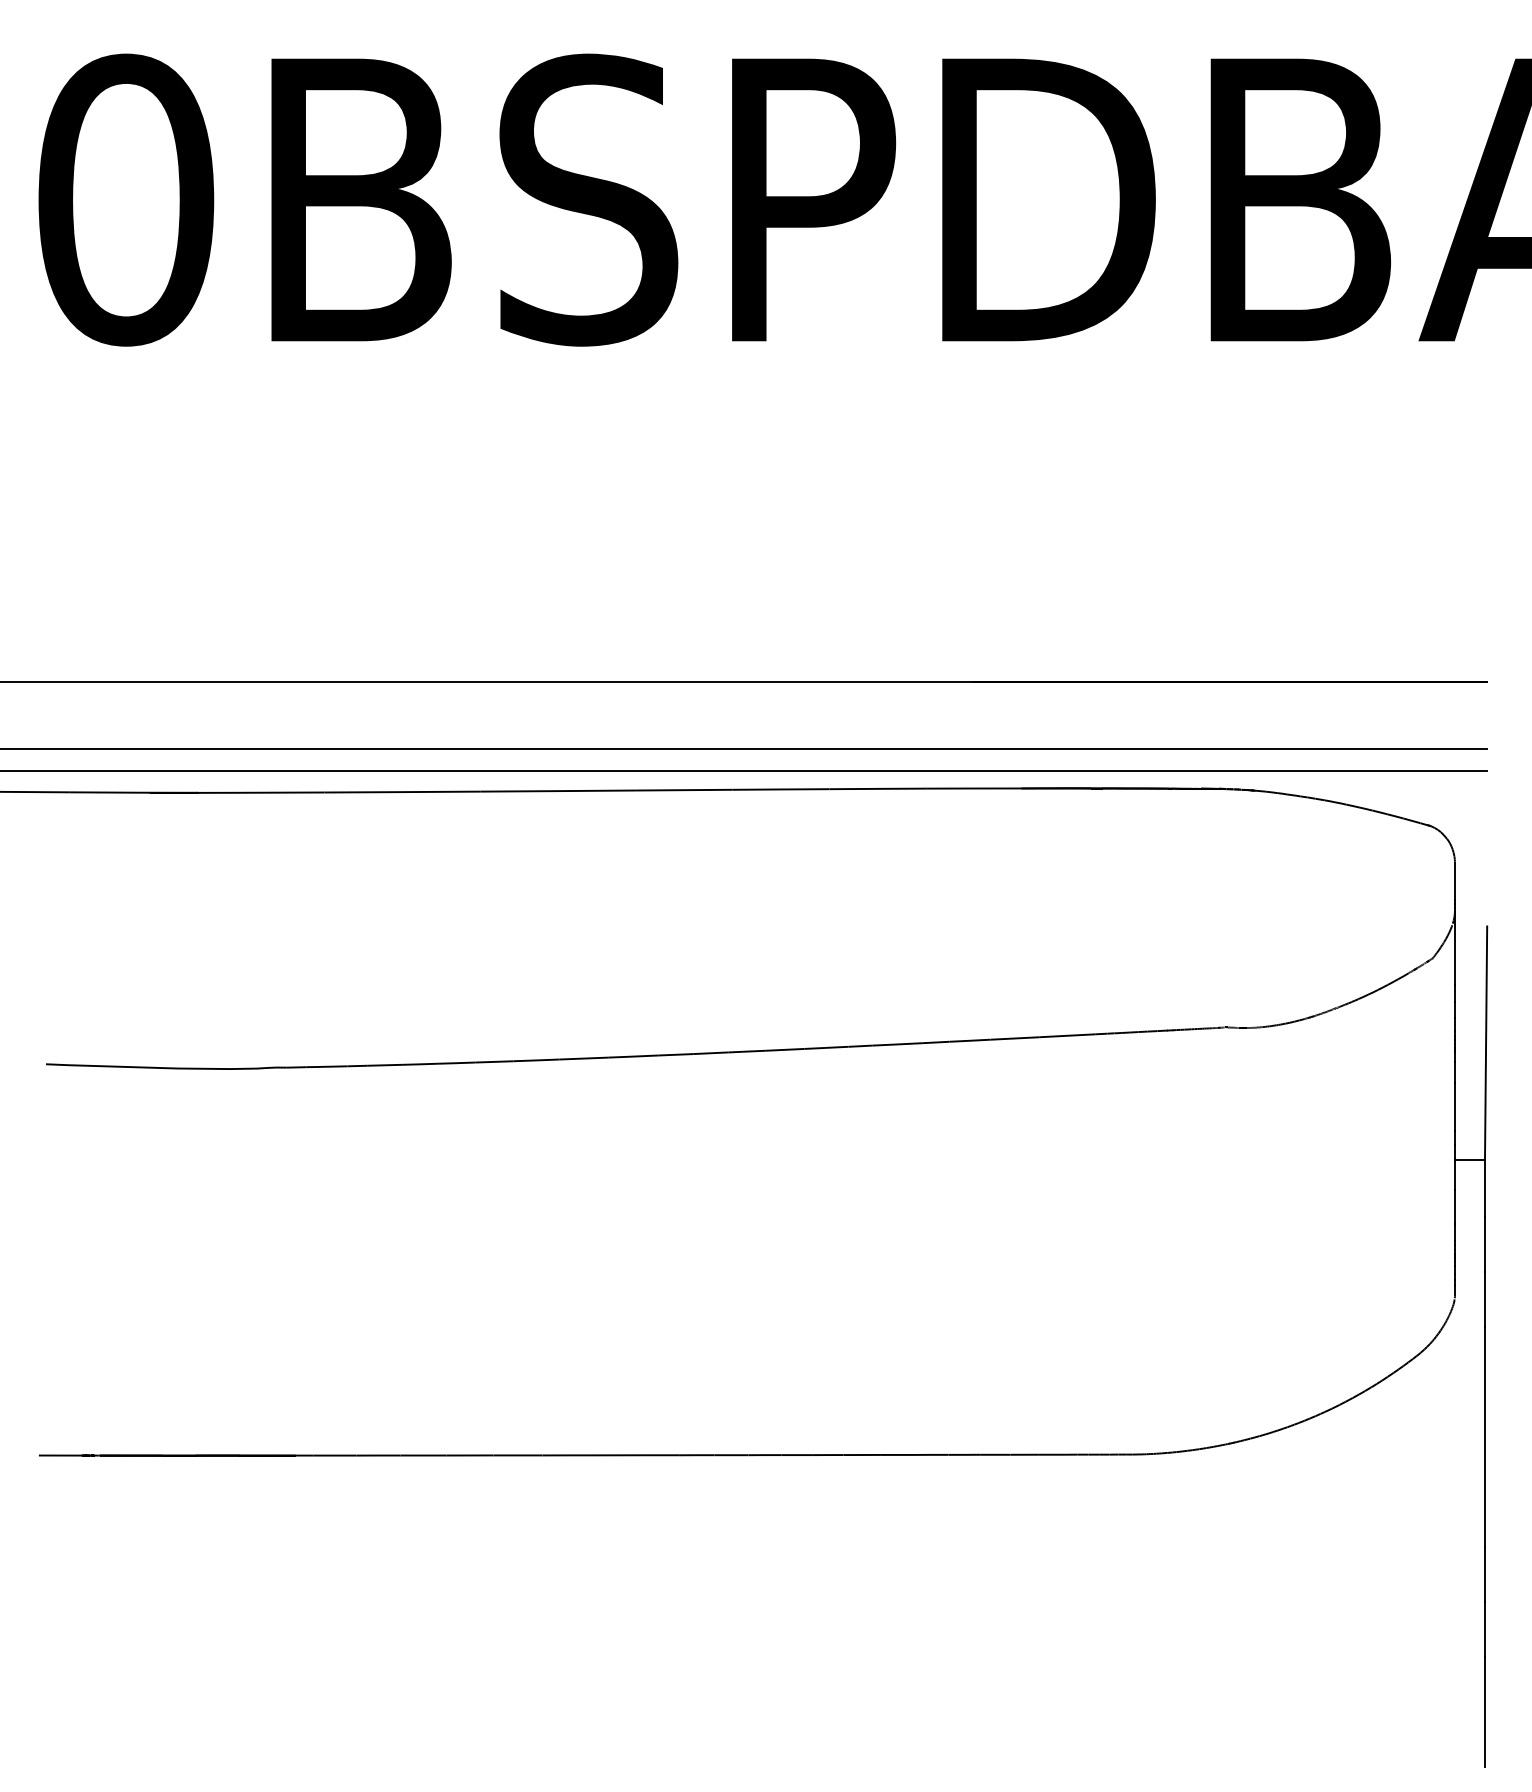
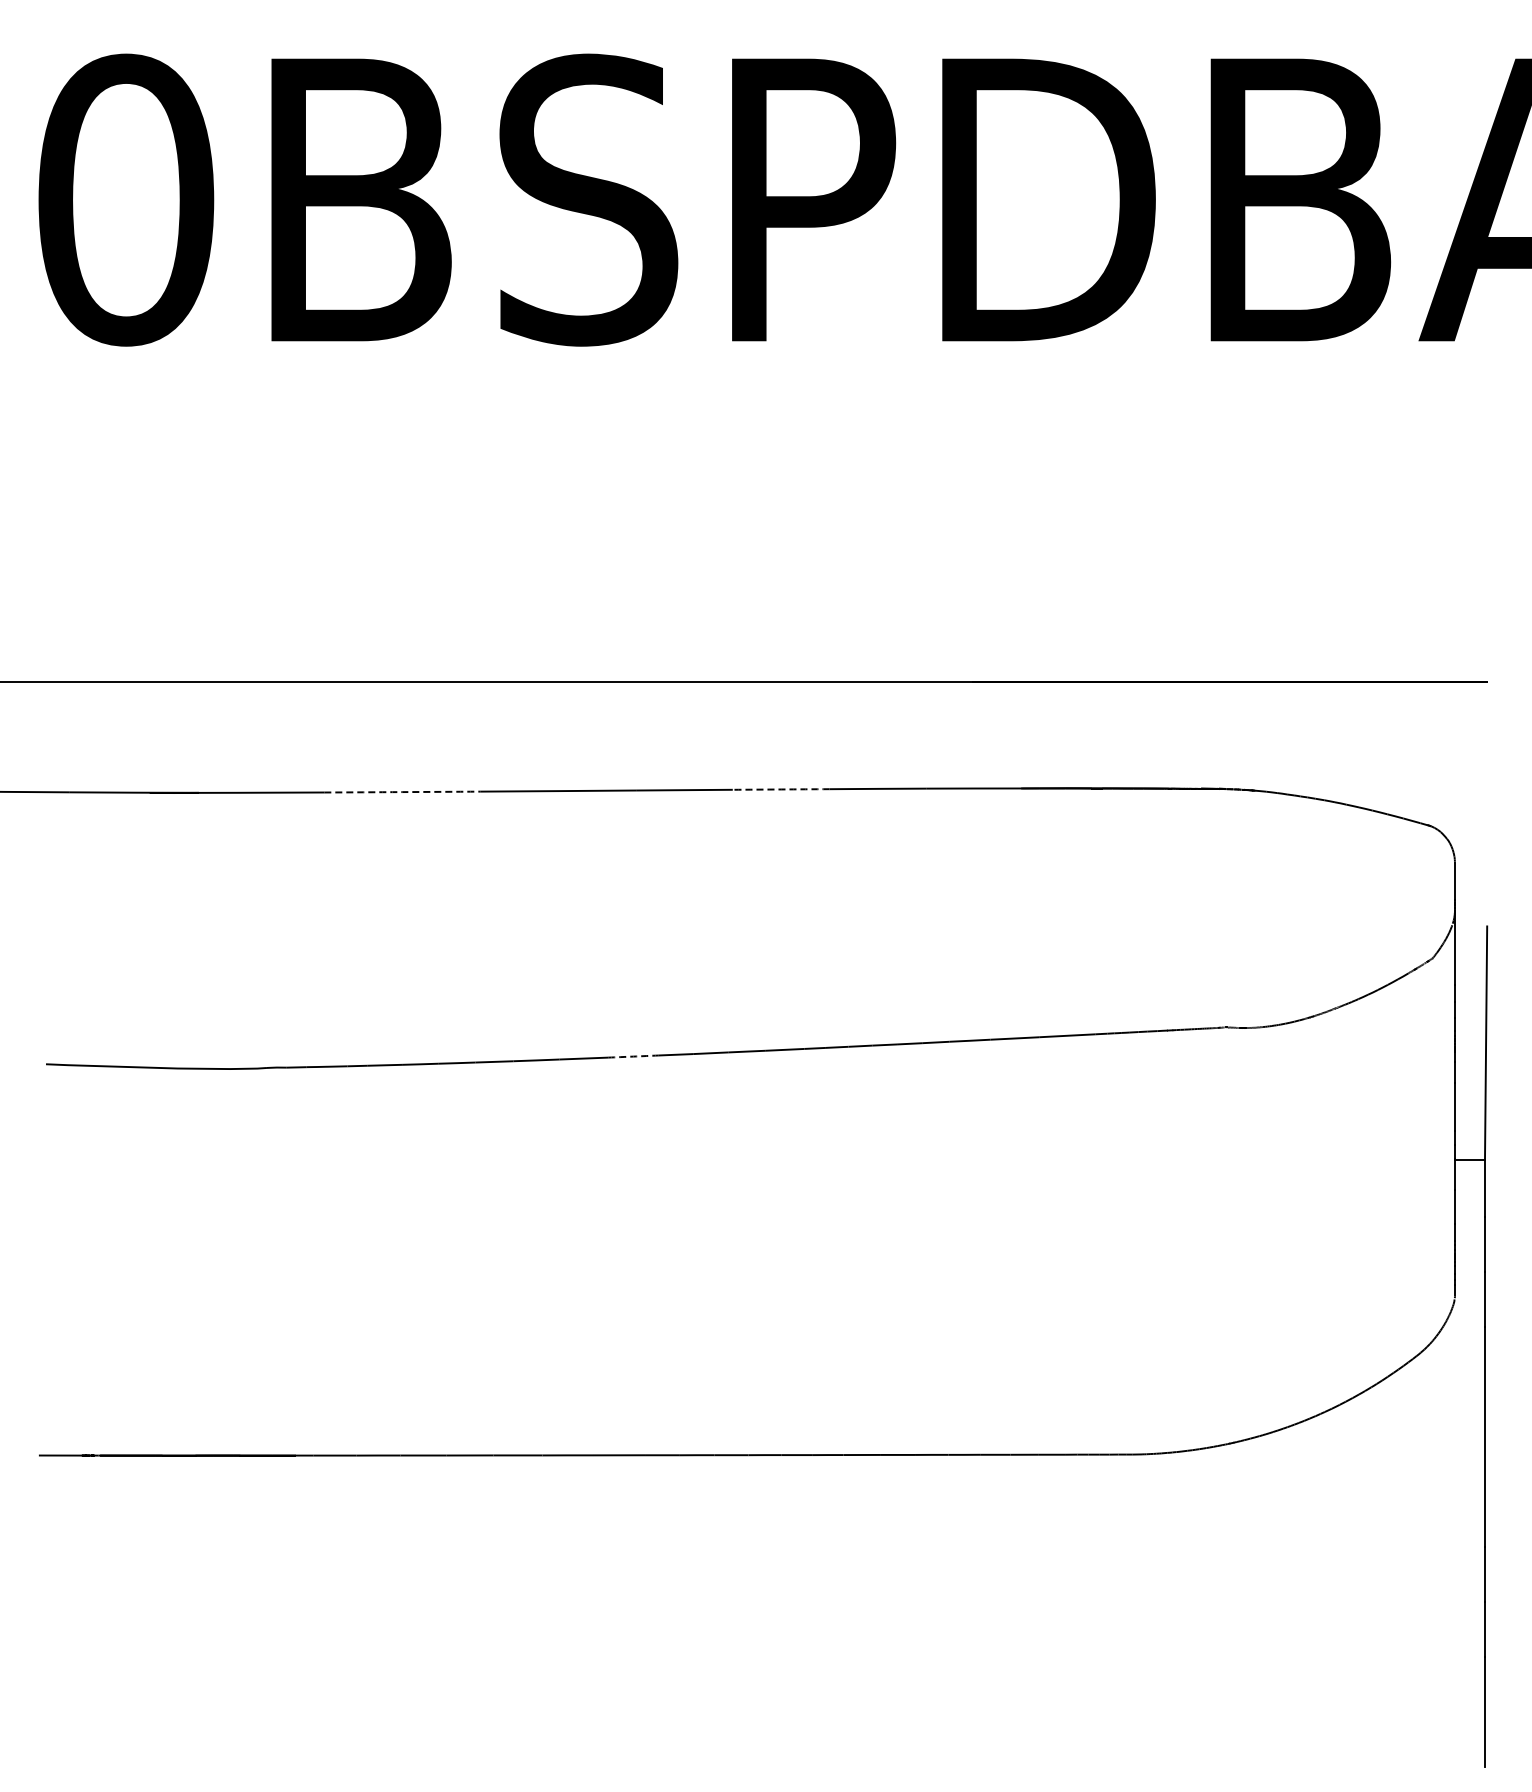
line: present -> none (744, 748)
line: present -> none (744, 771)
arc: solid -> dashed (781, 789)
arc: solid -> dashed (402, 792)
arc: solid -> dashed (633, 1056)
